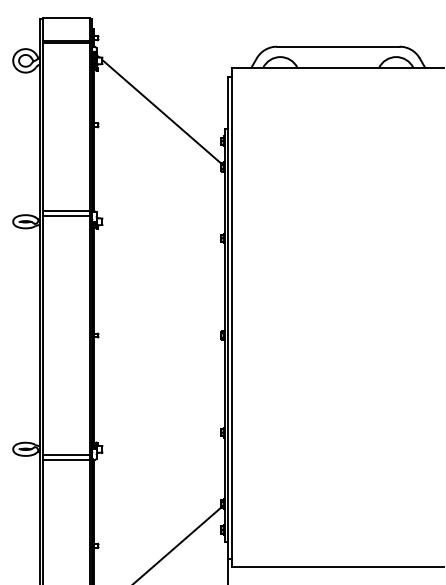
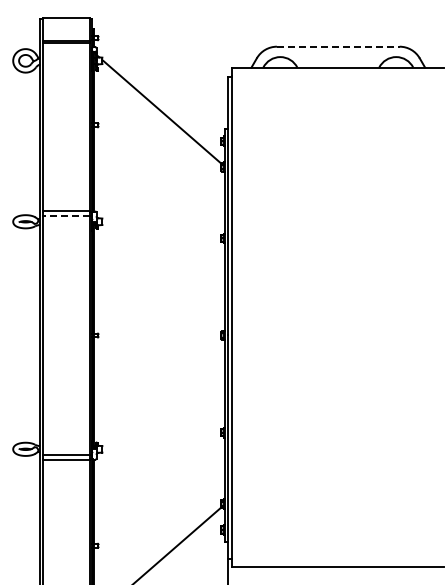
line: solid -> dashed (338, 46)
line: solid -> dashed (66, 216)
